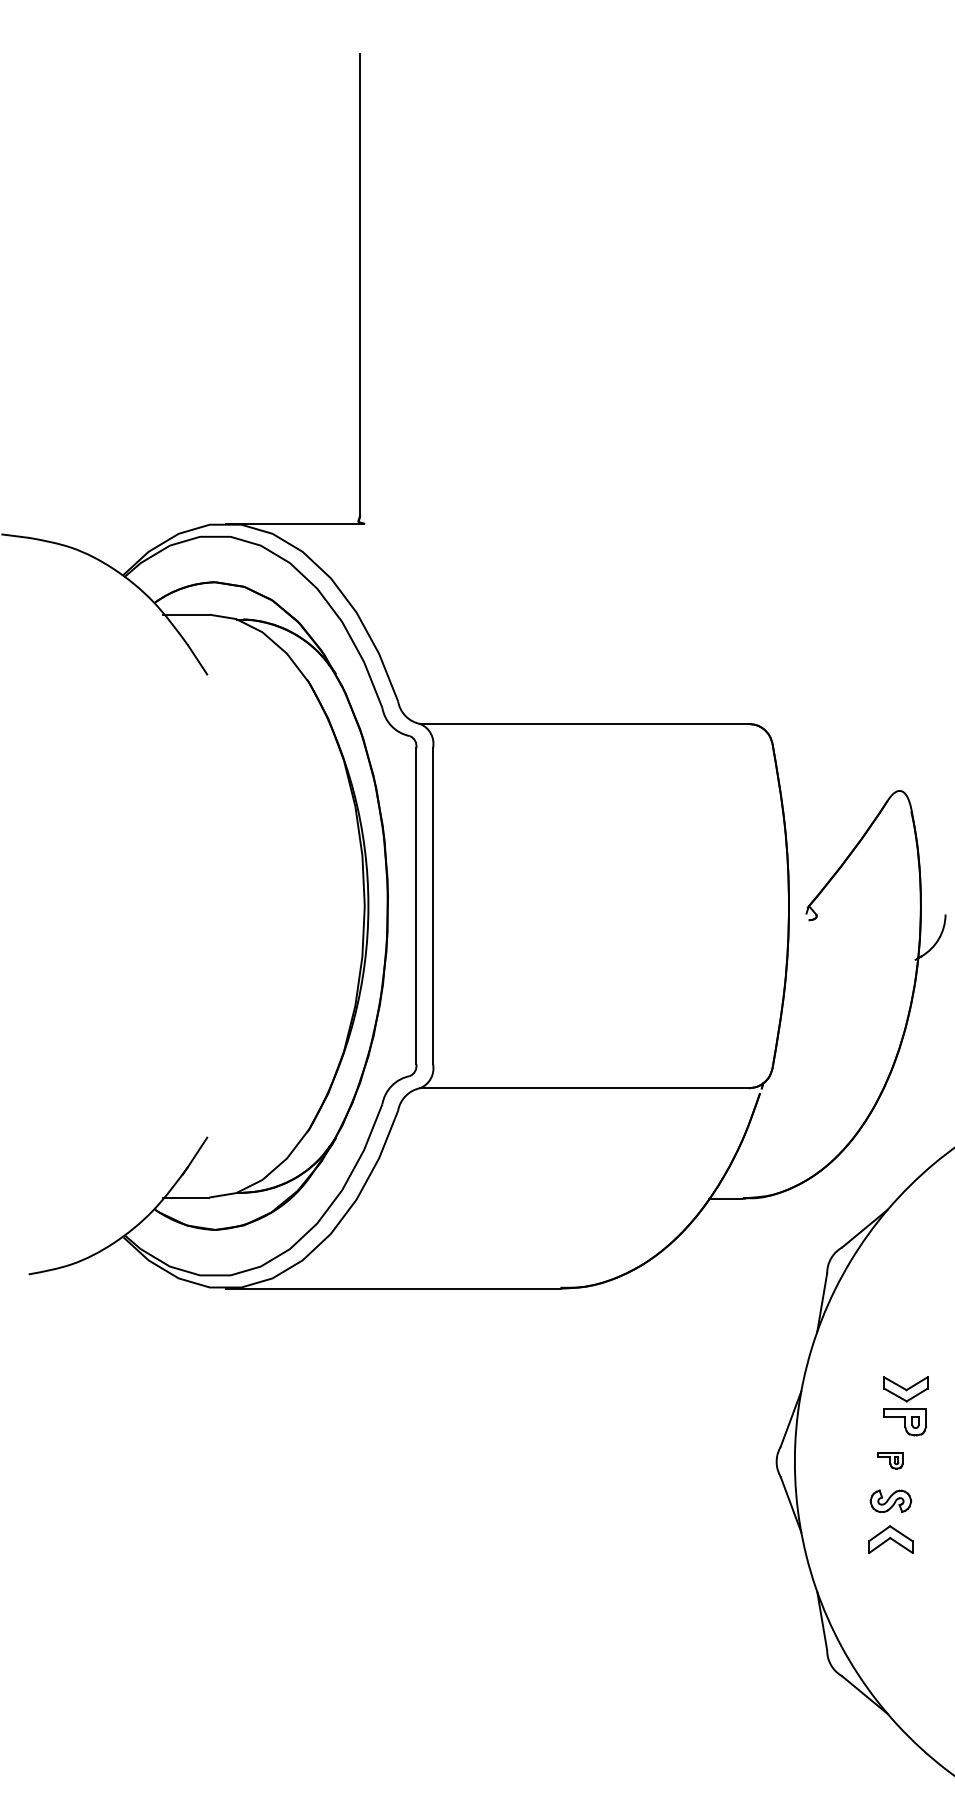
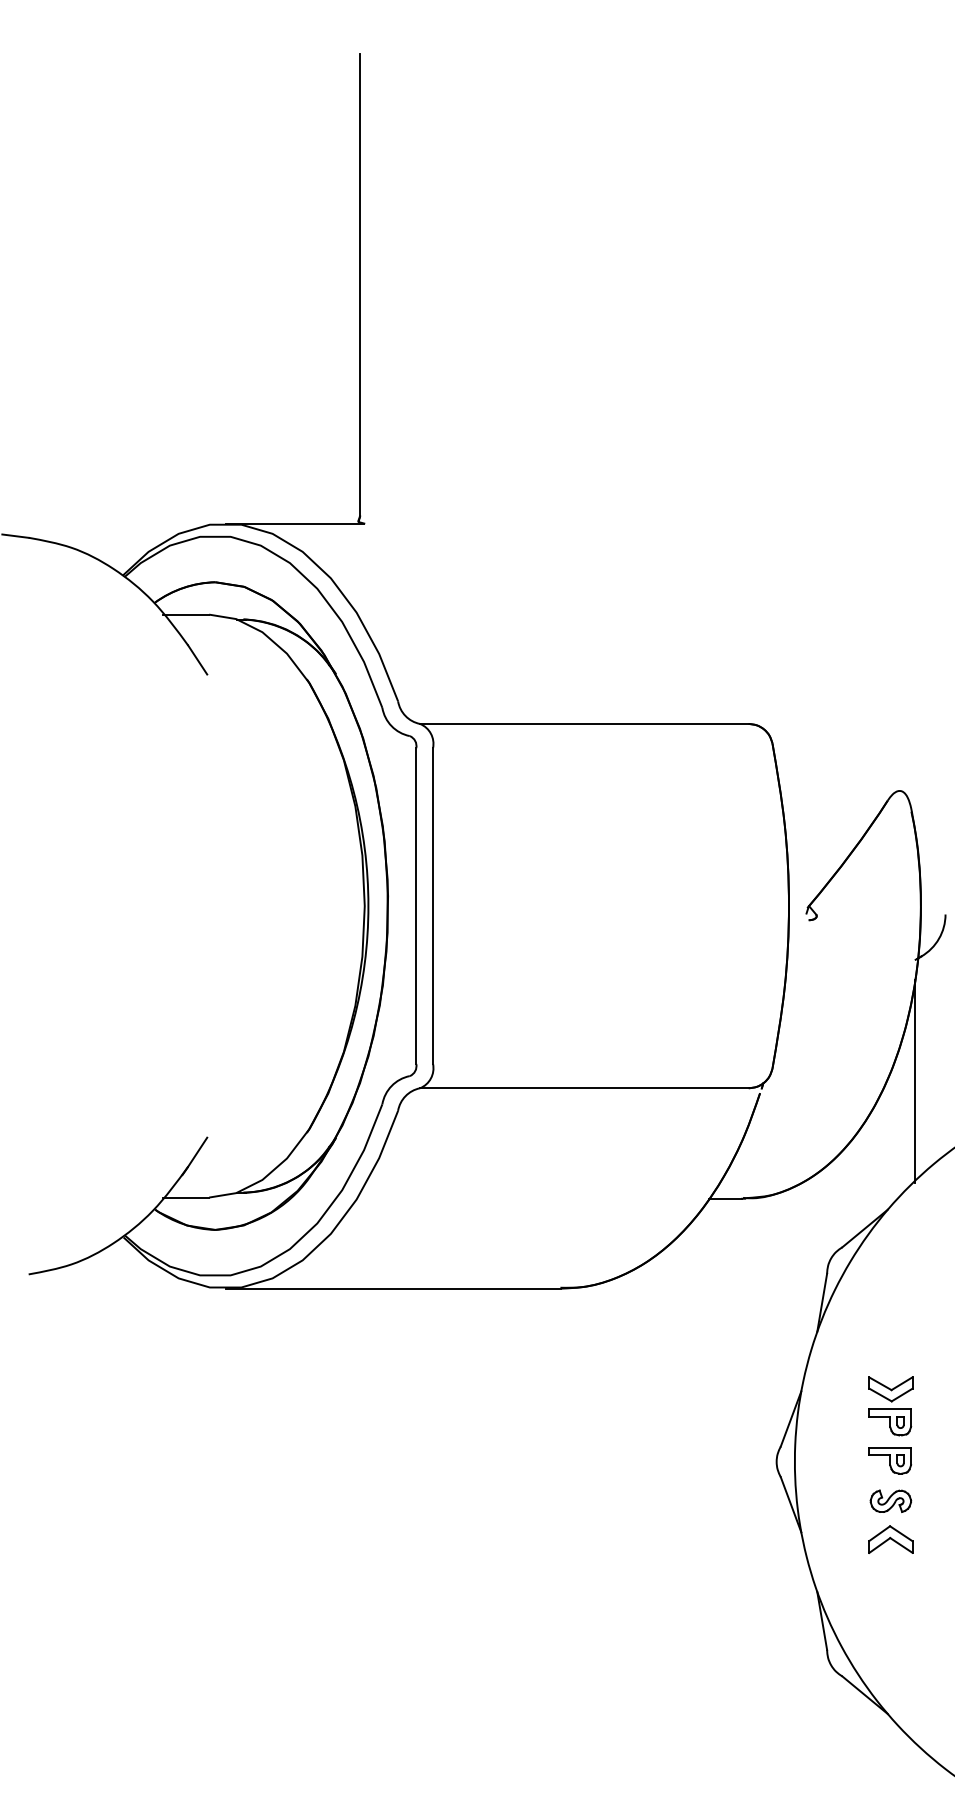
line: none -> present (915, 1081)
part position: (905, 1406) -> (890, 1406) (890, 1406)
part size: 27x18 px -> 45x28 px (890, 1460)
